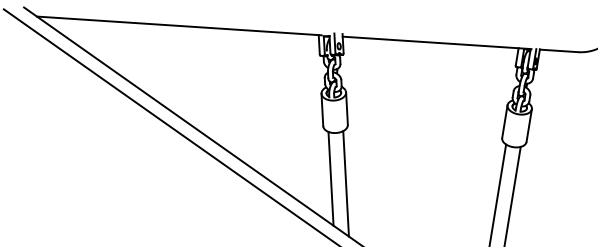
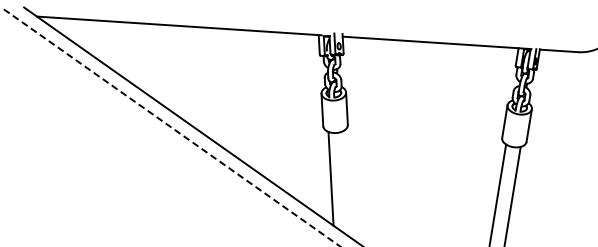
line: solid -> dashed (172, 128)
line: present -> none (345, 183)
